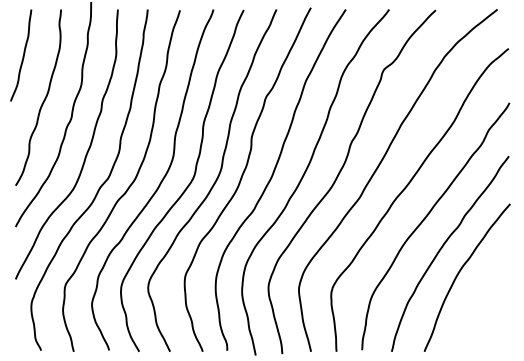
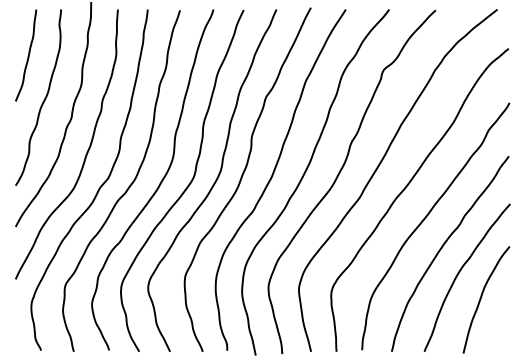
curve position: (22, 56) -> (27, 56) (27, 56)
curve: none -> present (482, 296)
